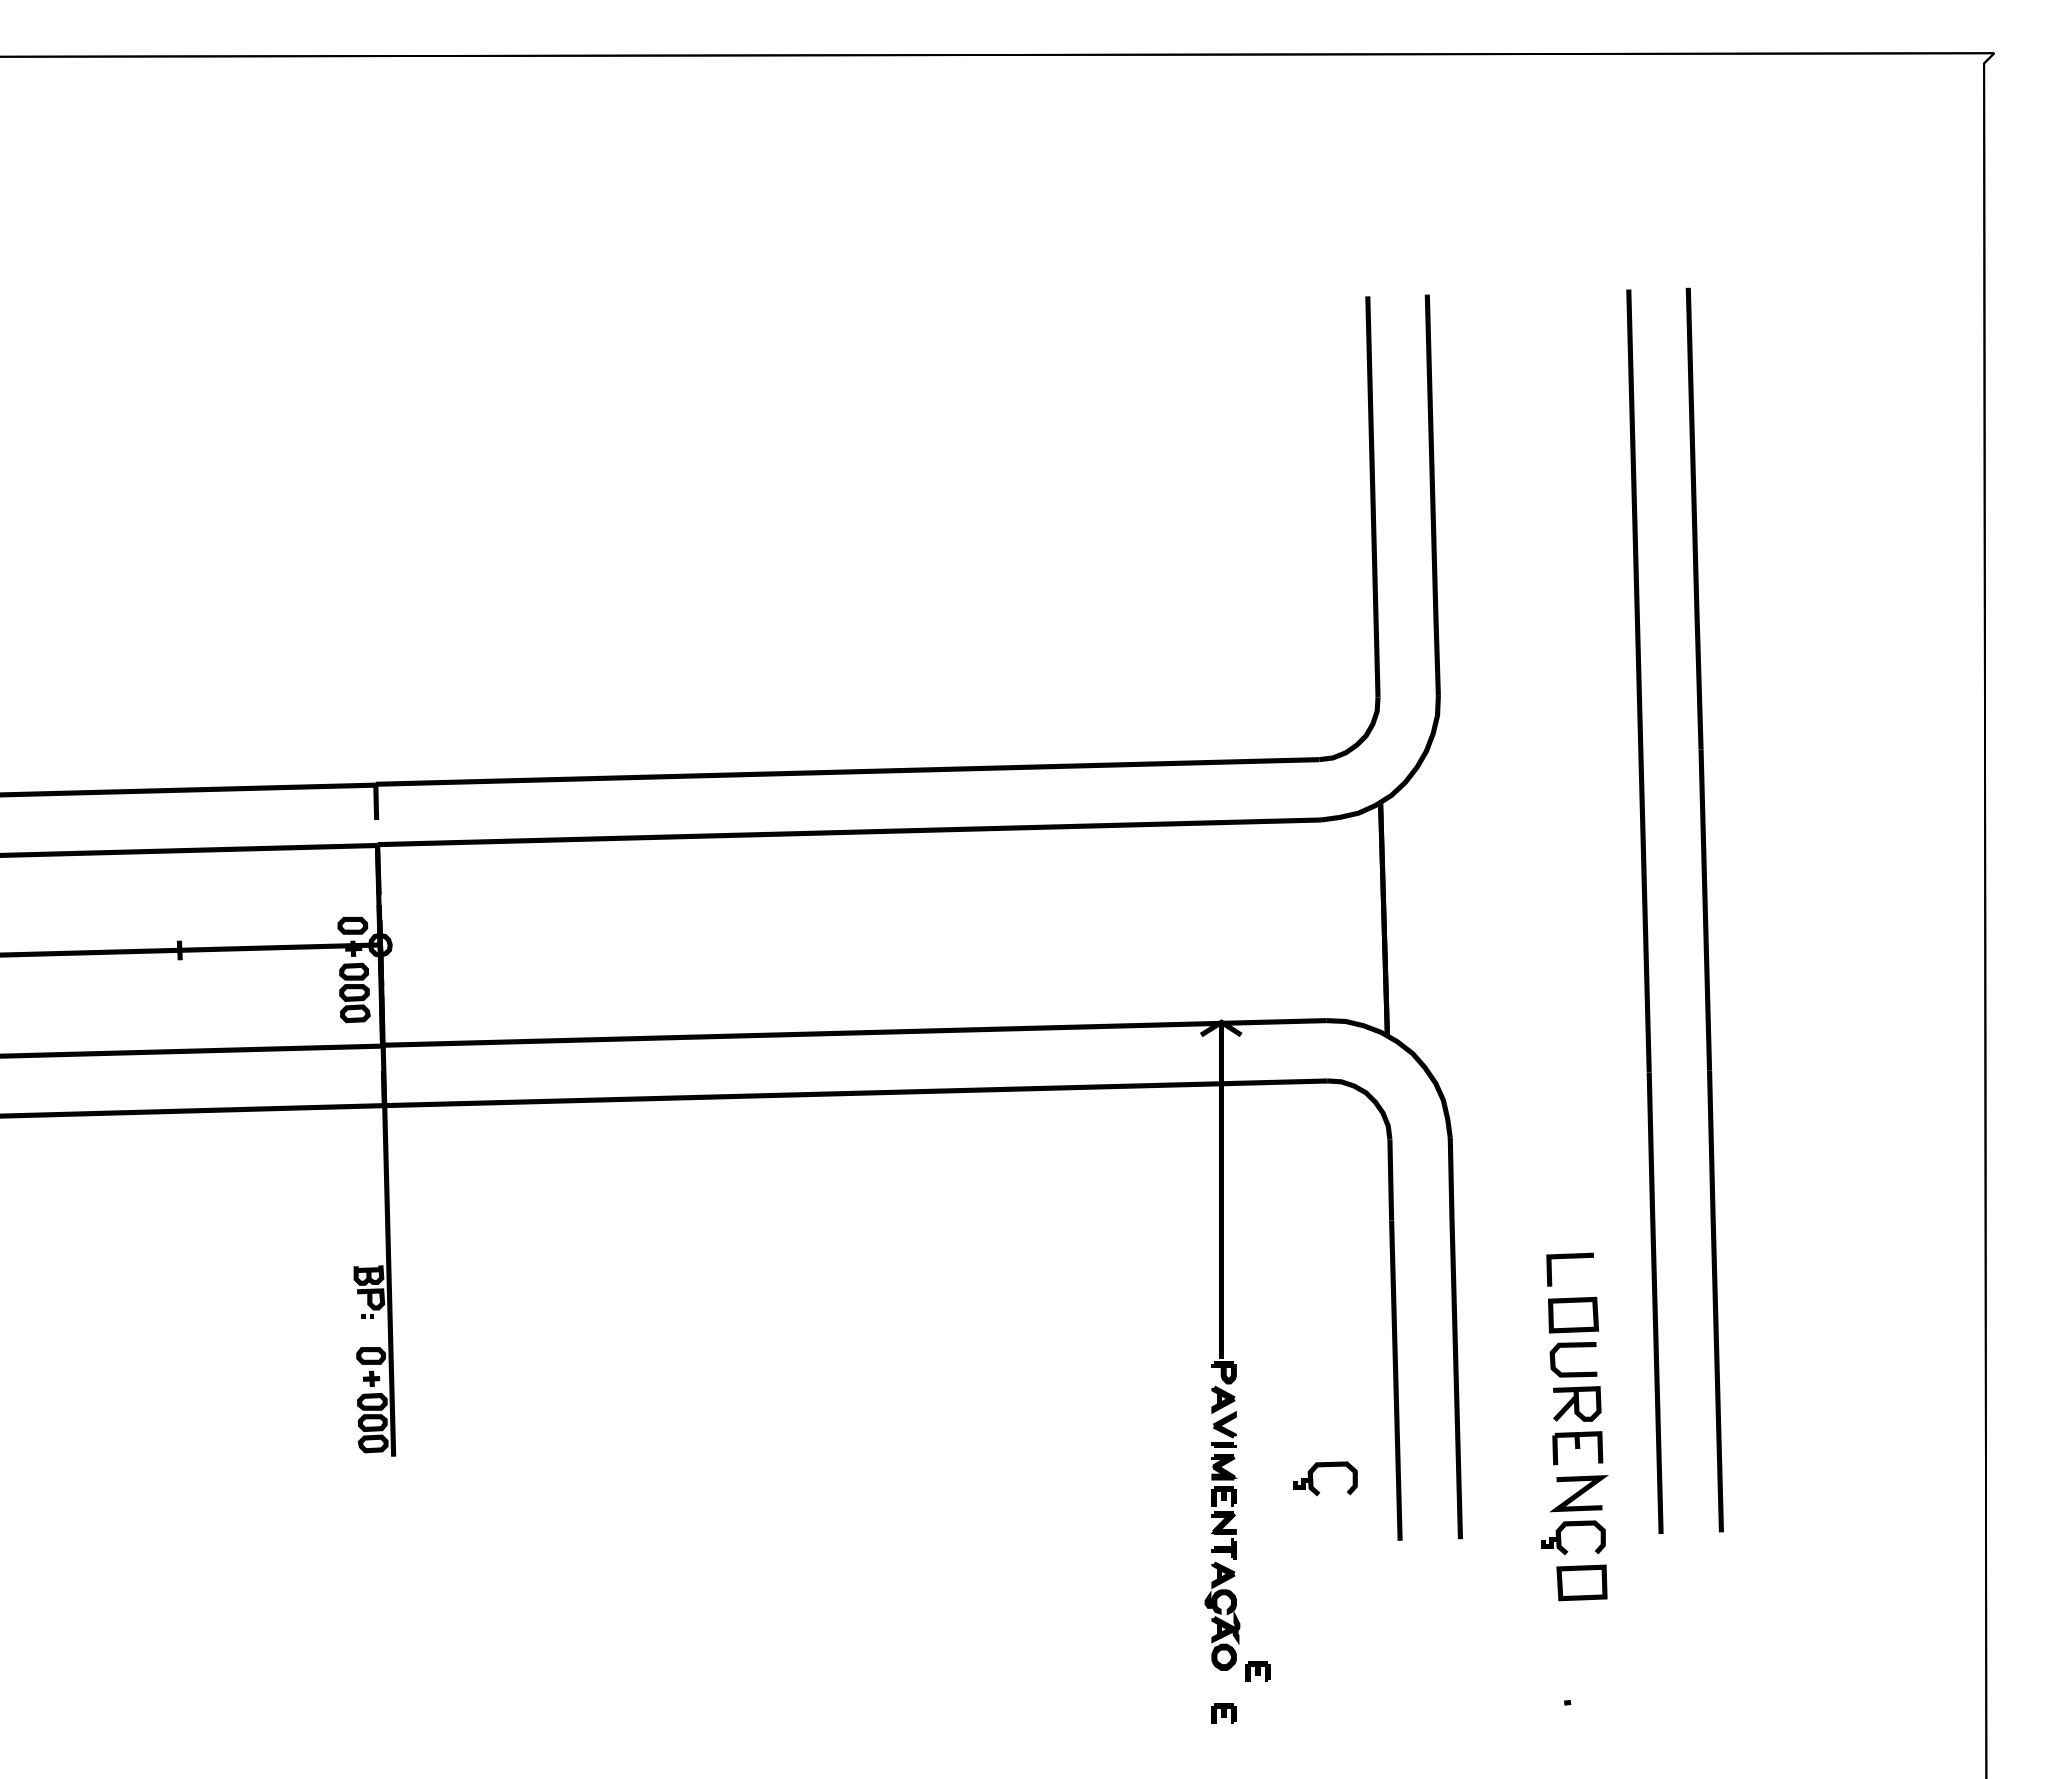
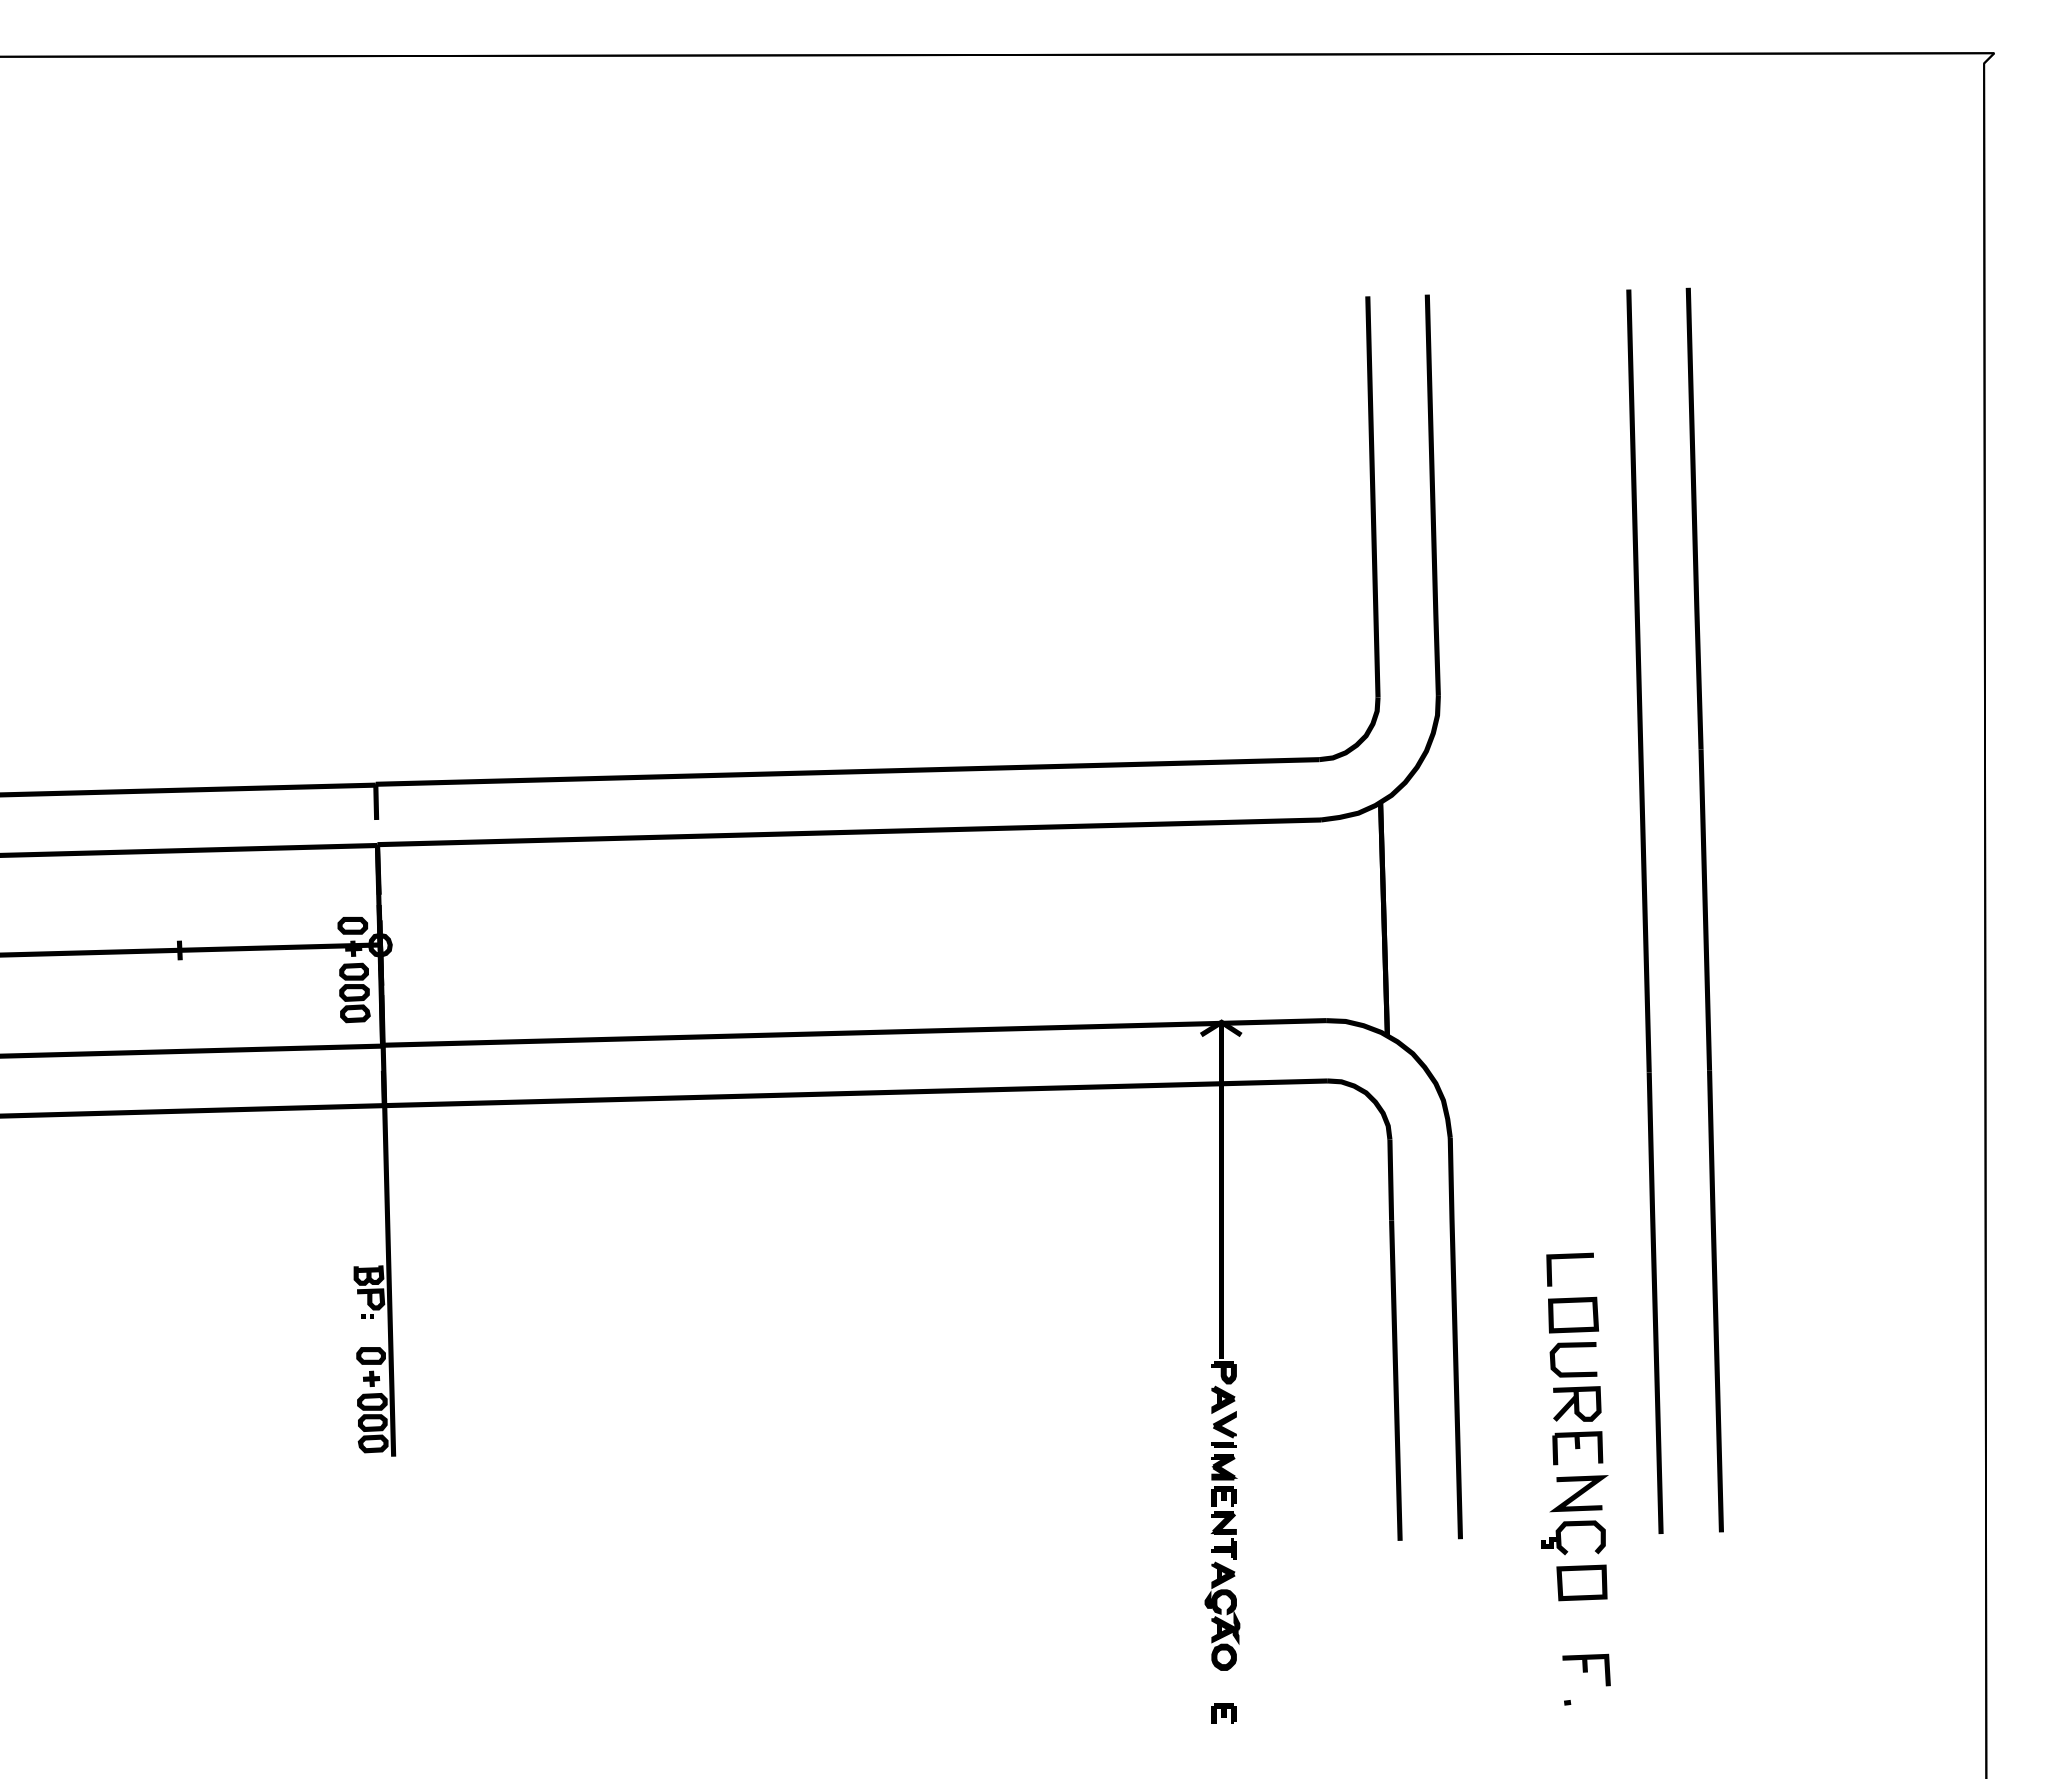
part: present -> none (1325, 1467)
part: none -> present (1586, 1669)
part: present -> none (1257, 1671)
